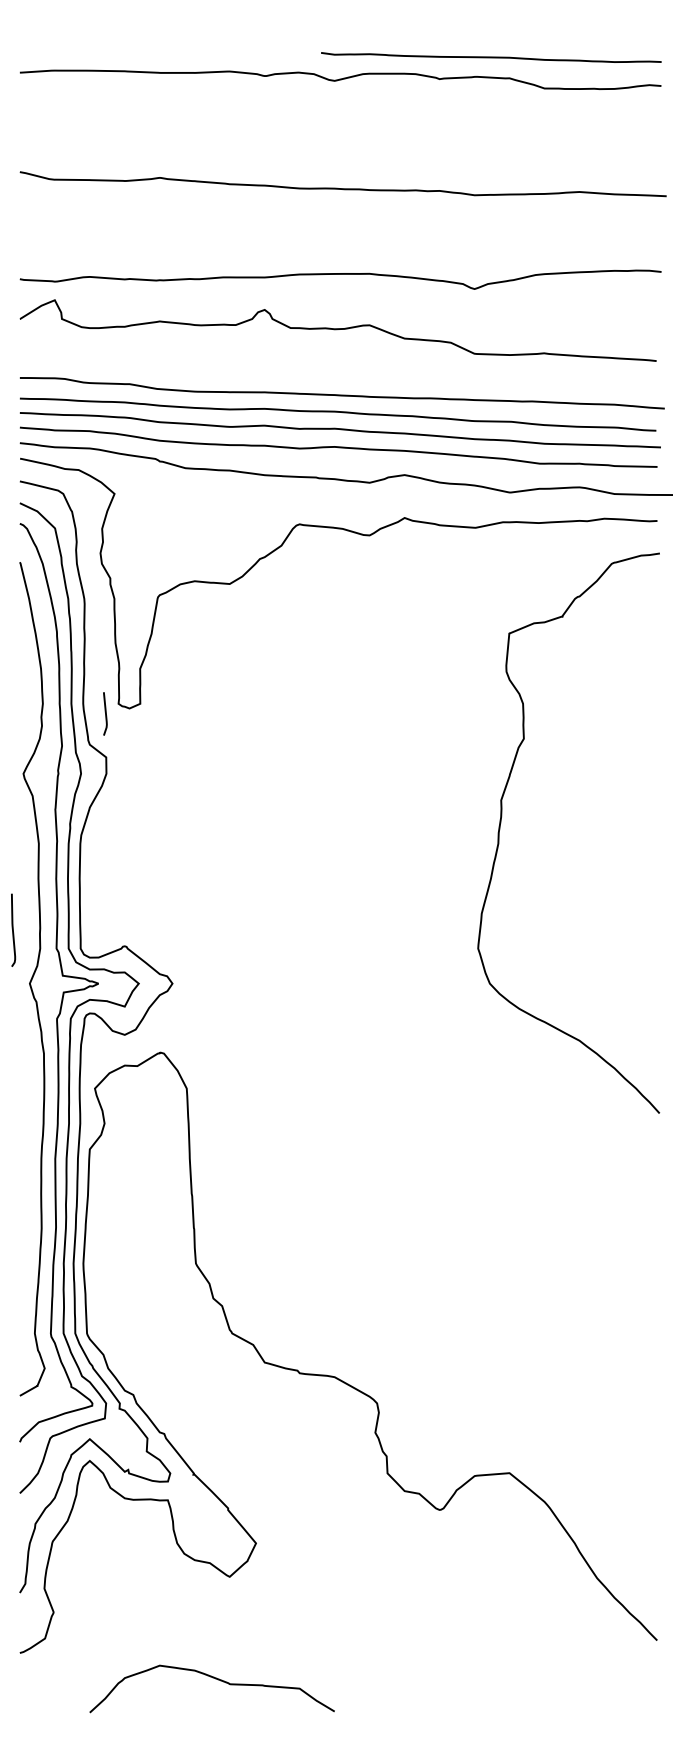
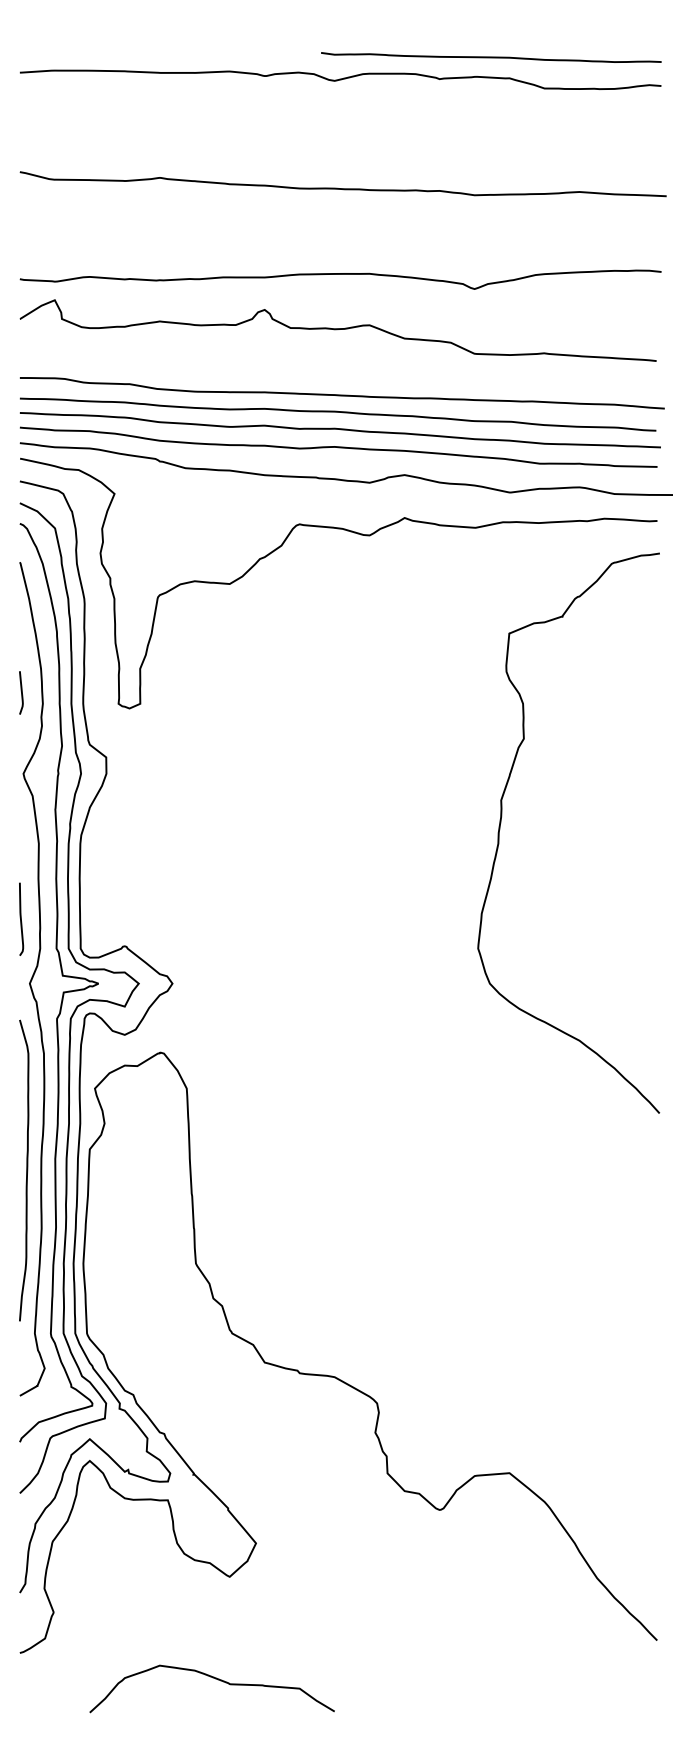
line position: (105, 713) -> (21, 692) (21, 692)
curve position: (13, 929) -> (21, 918) (21, 918)
curve: none -> present (26, 1170)
